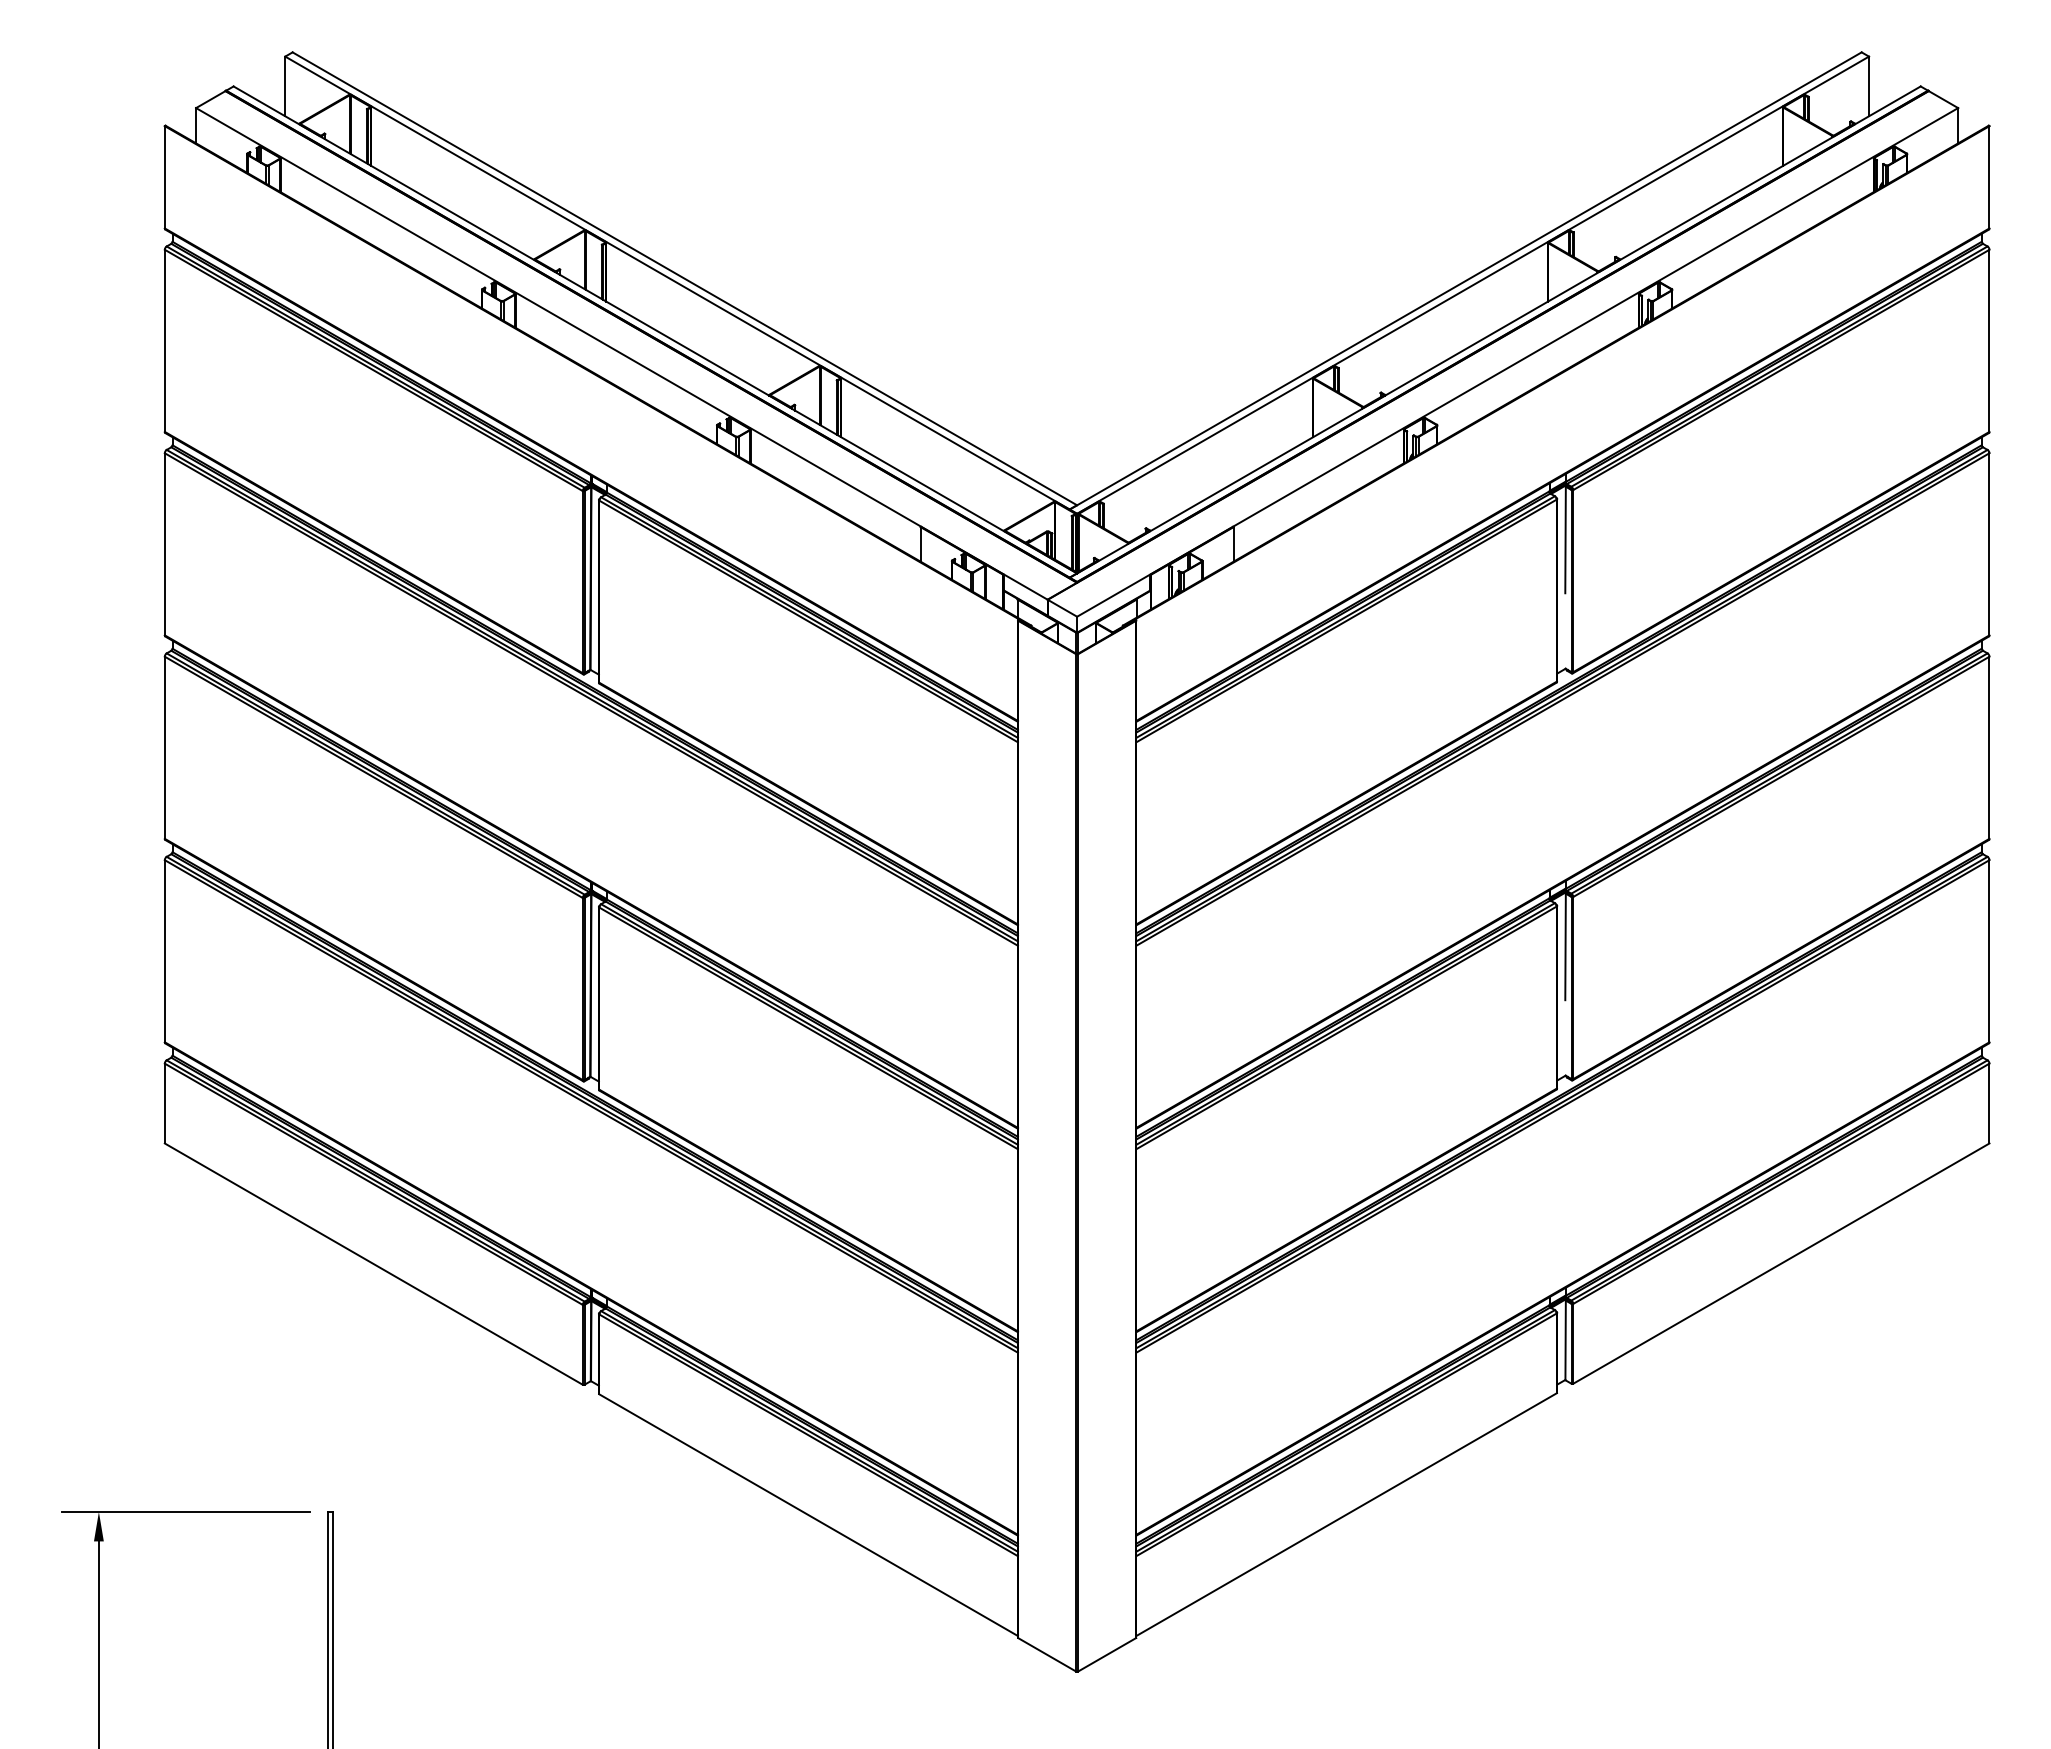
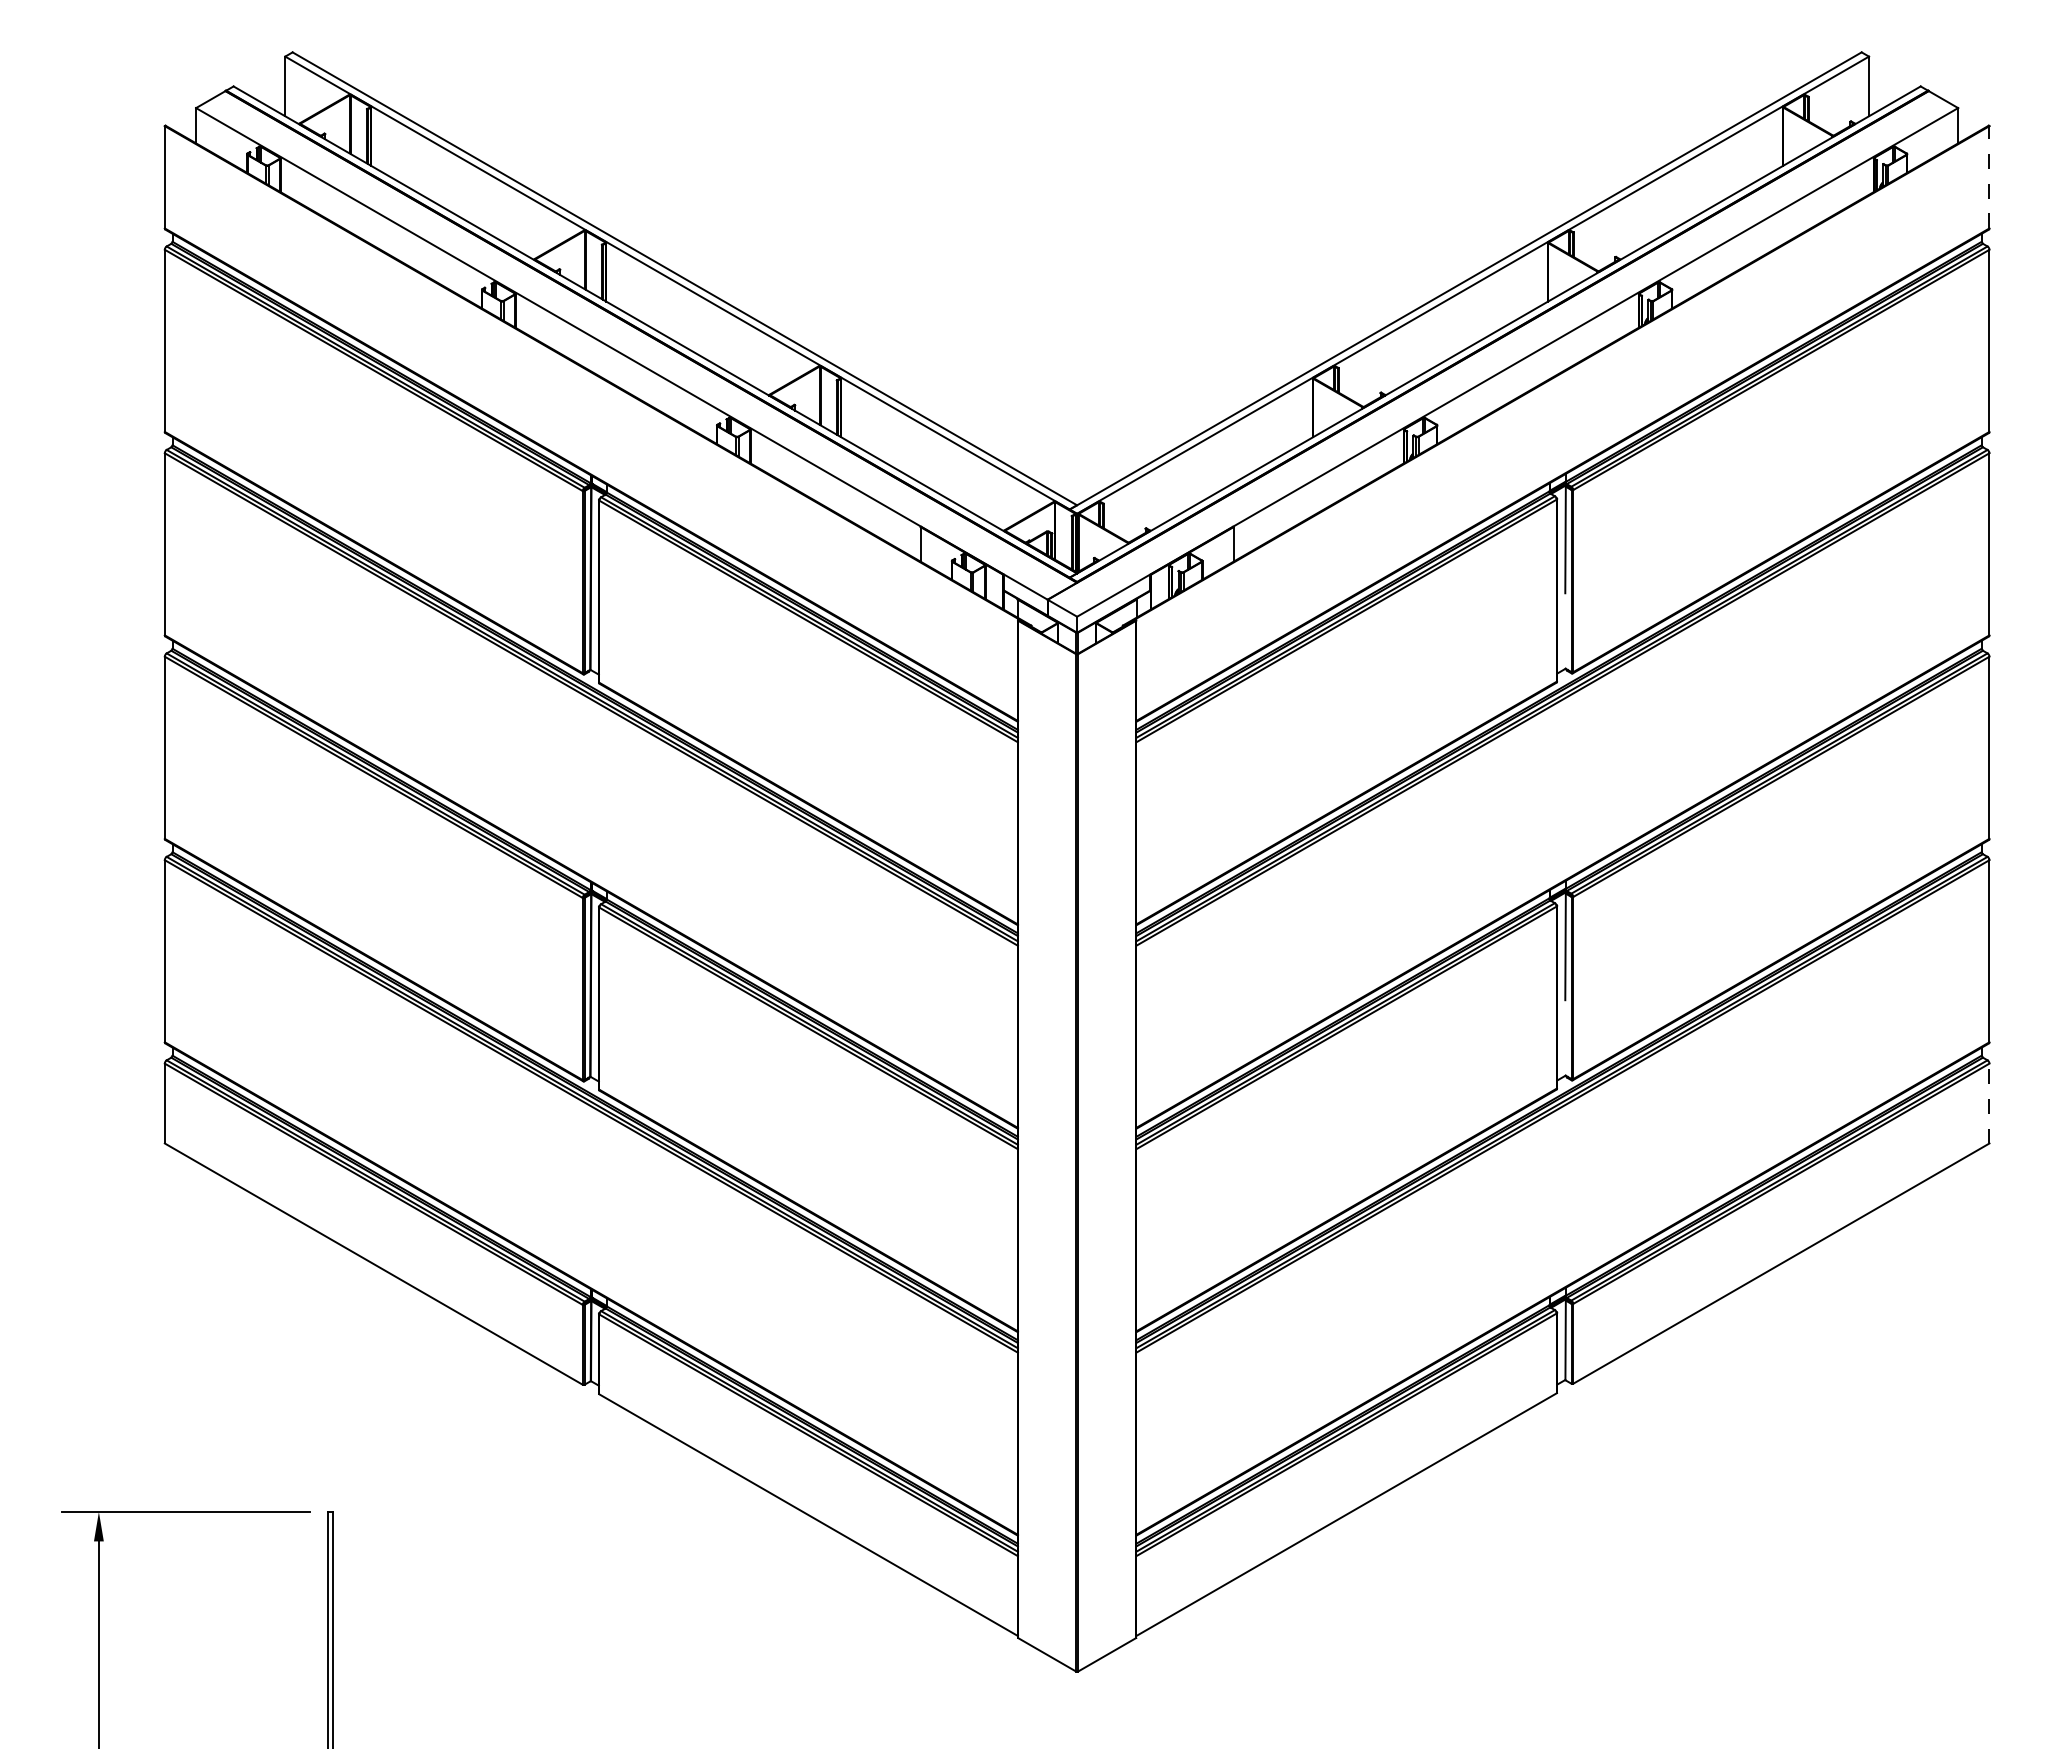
line: solid -> dashed (1989, 176)
line: solid -> dashed (1989, 1103)
